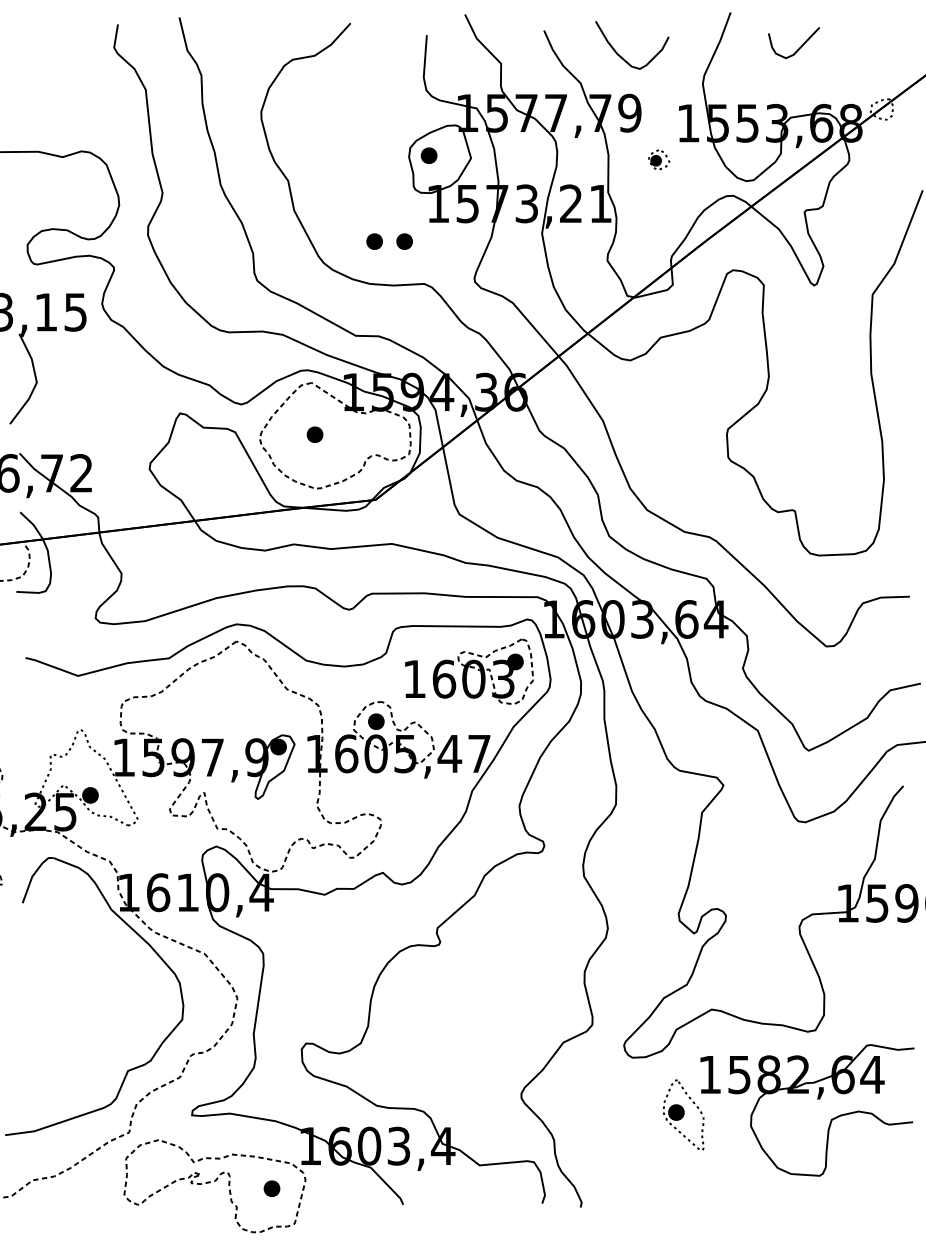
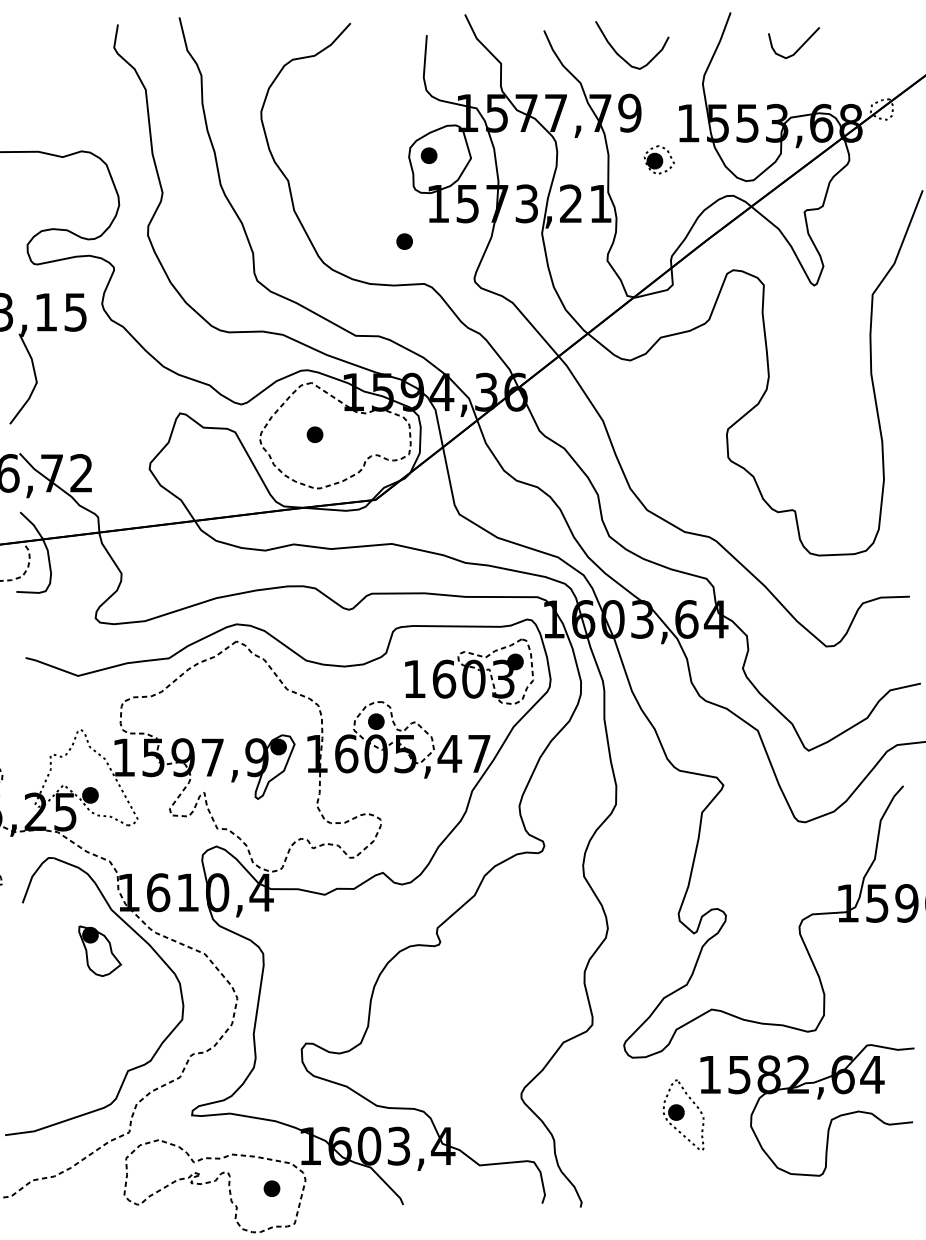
part size: 23x22 px -> 32x30 px (658, 159)
part: present -> none (374, 241)
part: none -> present (100, 950)
